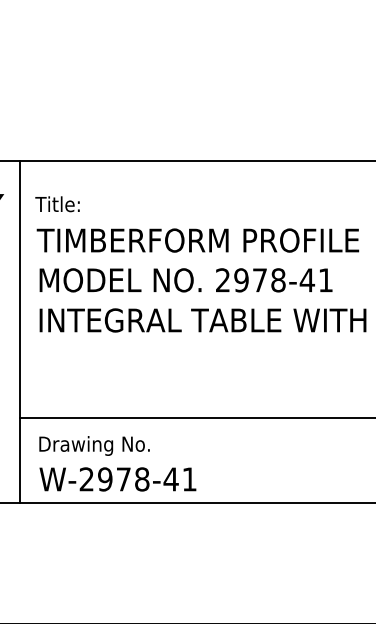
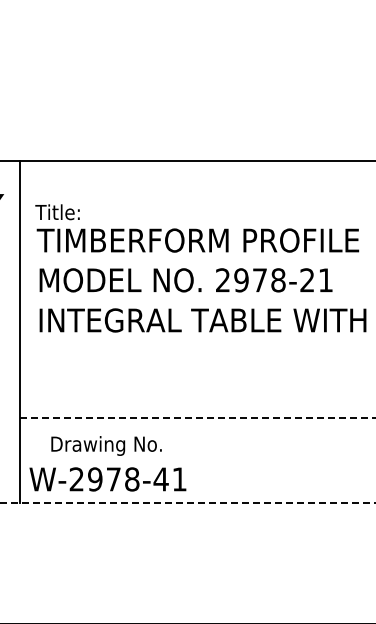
text position: (57, 204) -> (57, 212) (57, 212)
text: 2978-41 -> 2978-21 (307, 280)
line: solid -> dashed (198, 418)
text position: (94, 445) -> (106, 445) (106, 445)
text position: (117, 479) -> (107, 479) (107, 479)
line: solid -> dashed (188, 503)
